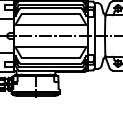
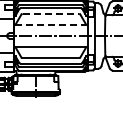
line: solid -> dashed (51, 13)
line: solid -> dashed (51, 24)
